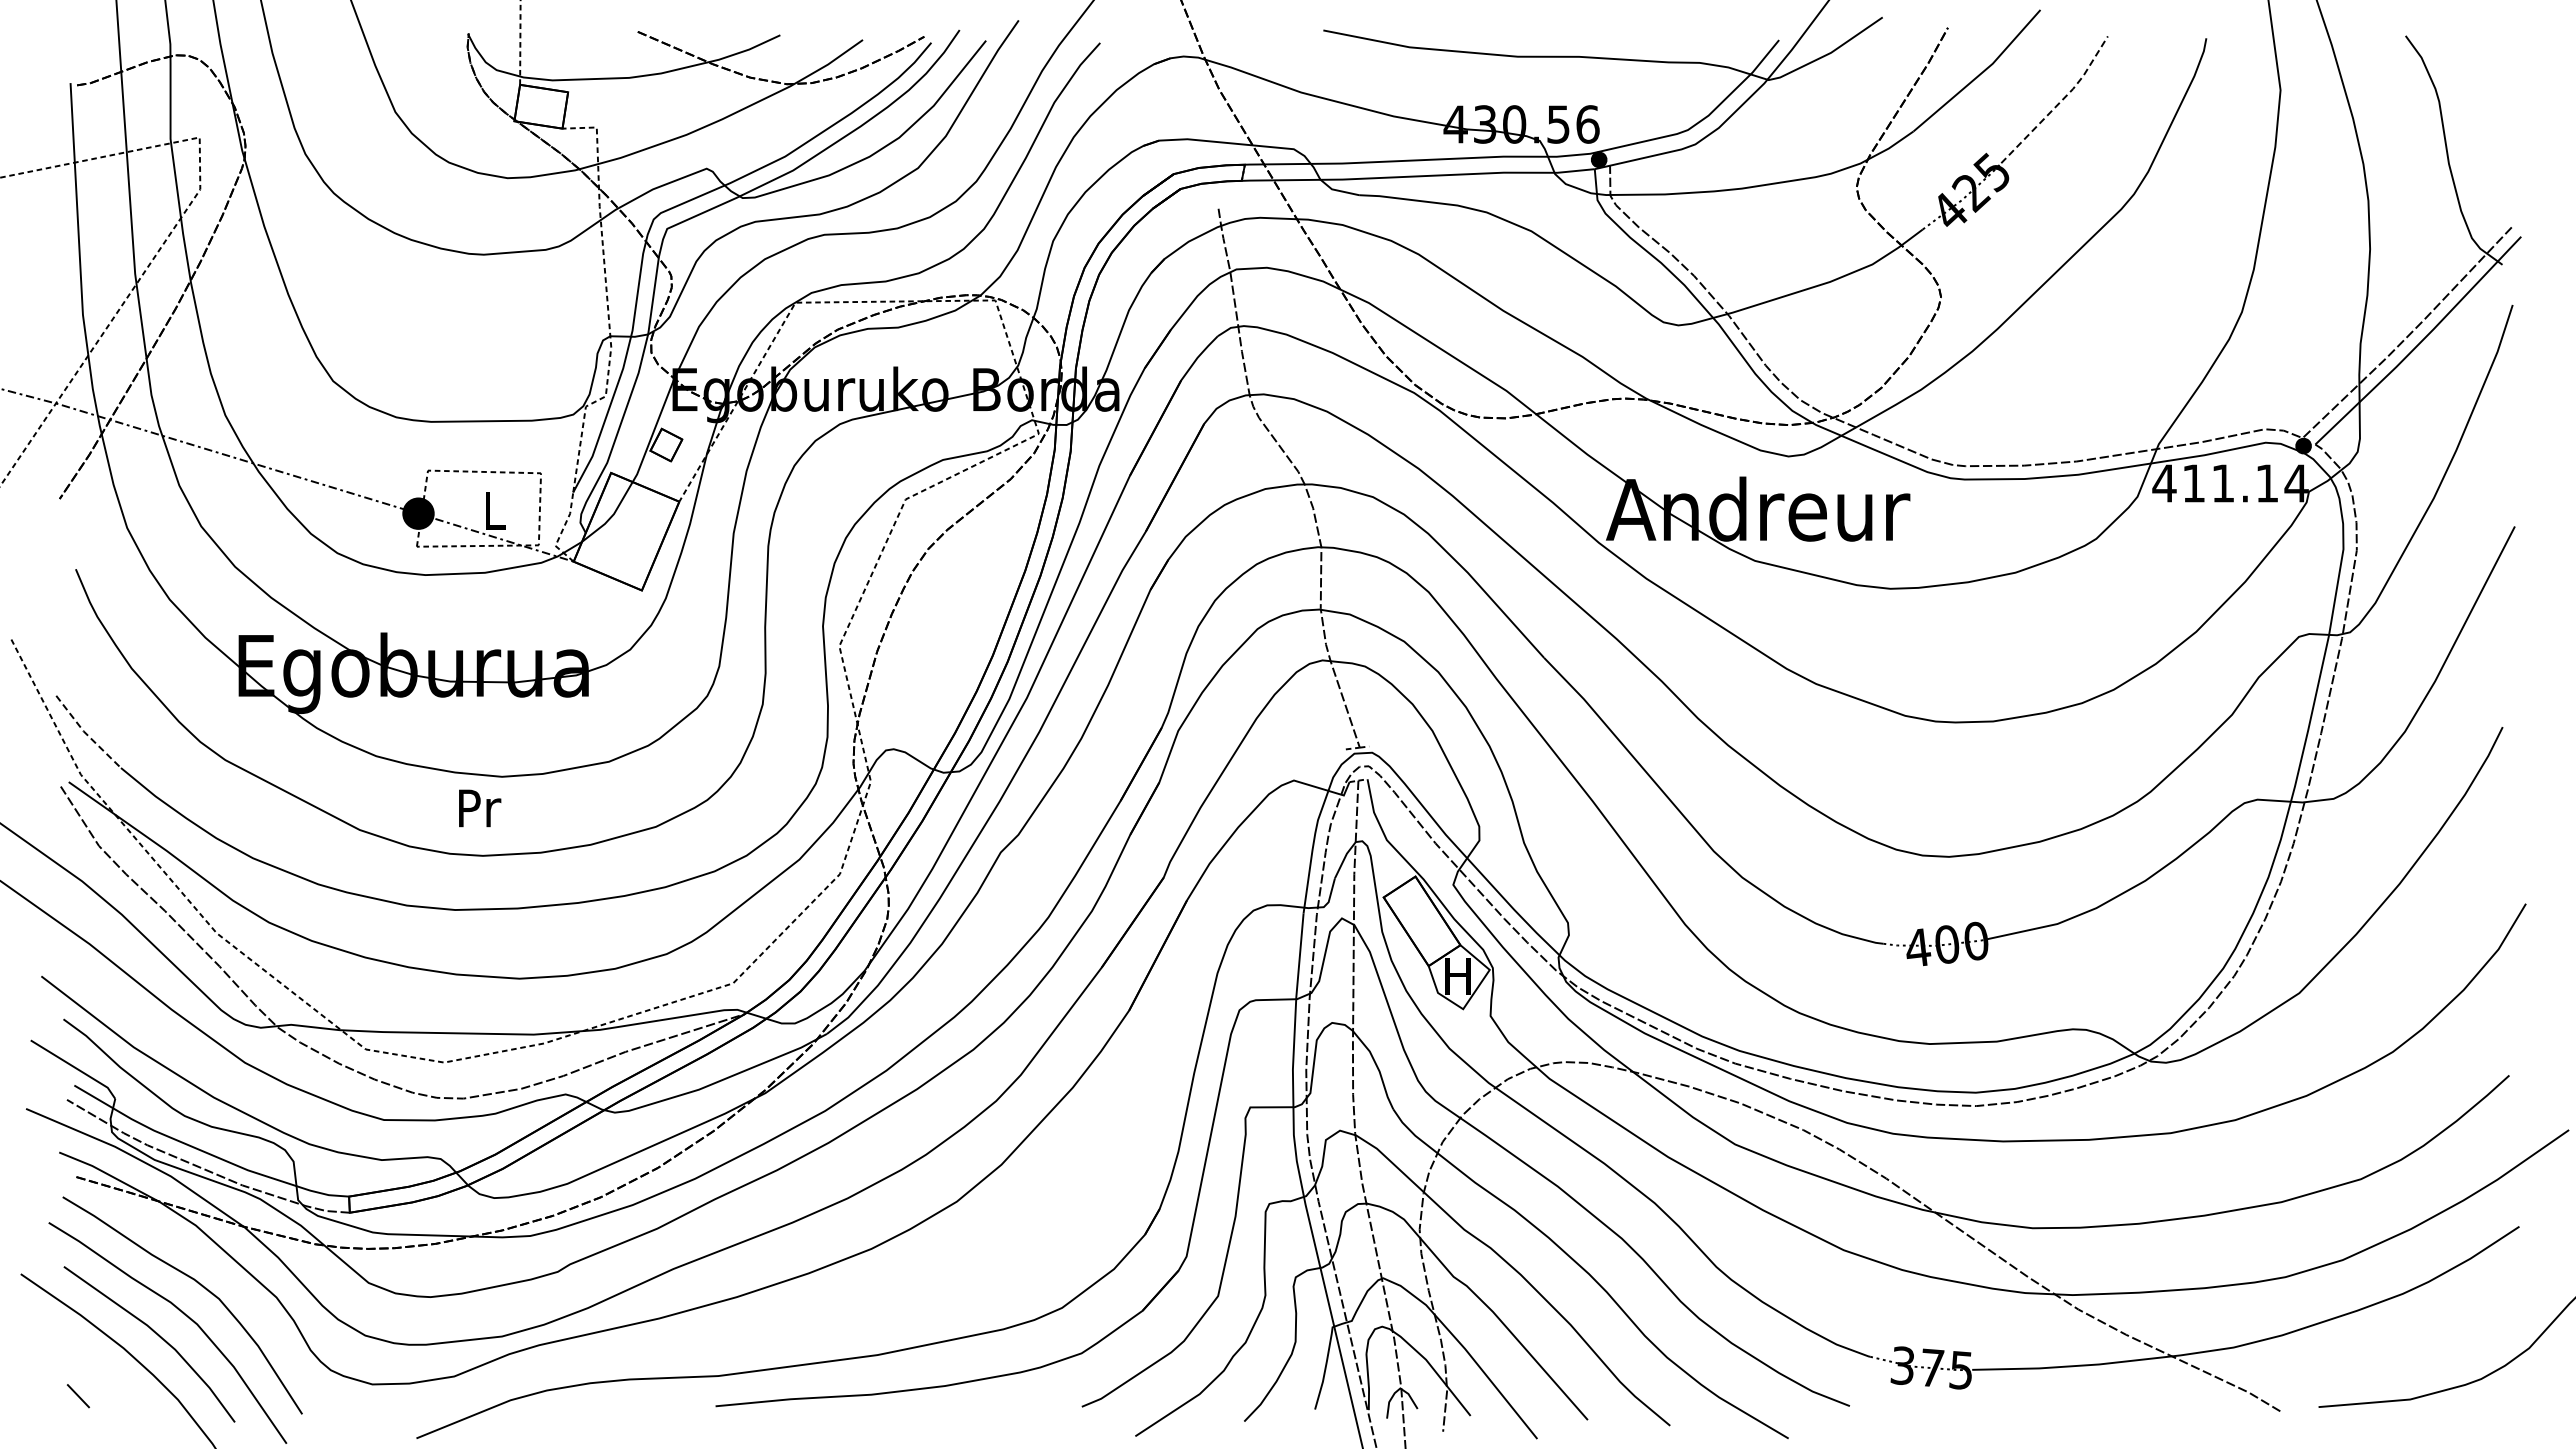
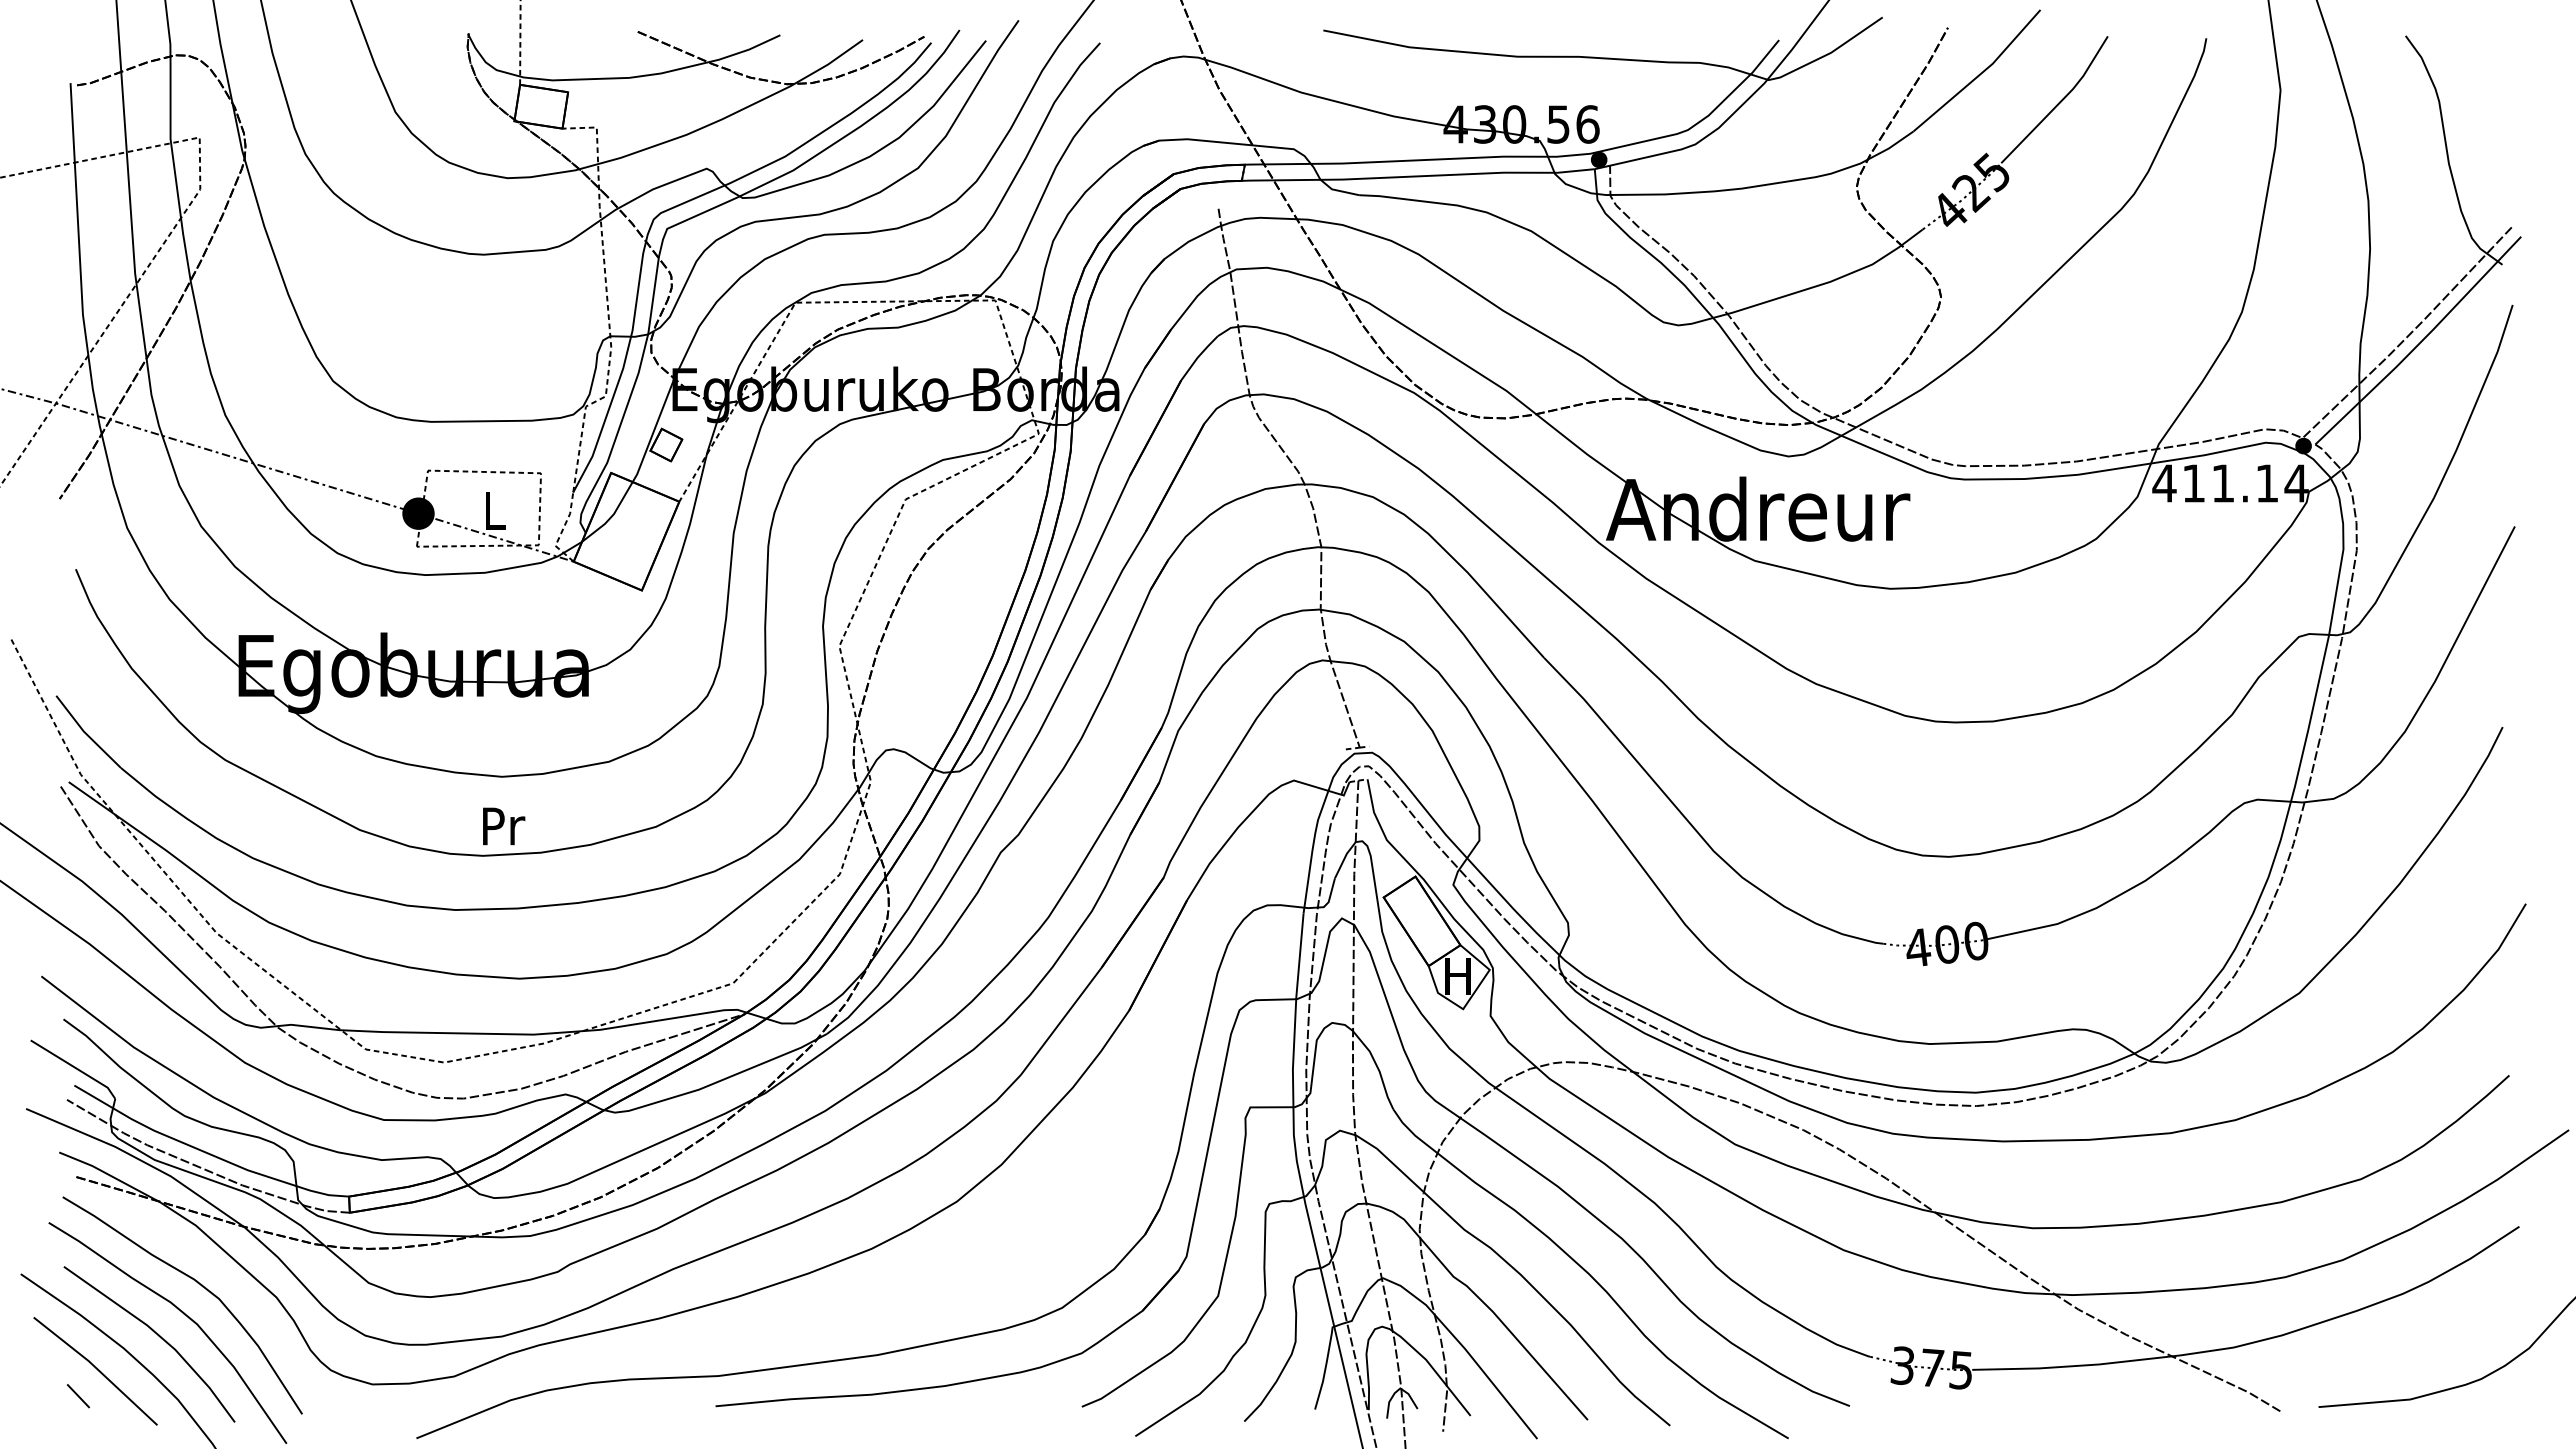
line: dashed -> solid (2059, 102)
line: dashed -> solid (85, 733)
text position: (480, 808) -> (504, 826) (504, 826)
line: none -> present (96, 1369)
